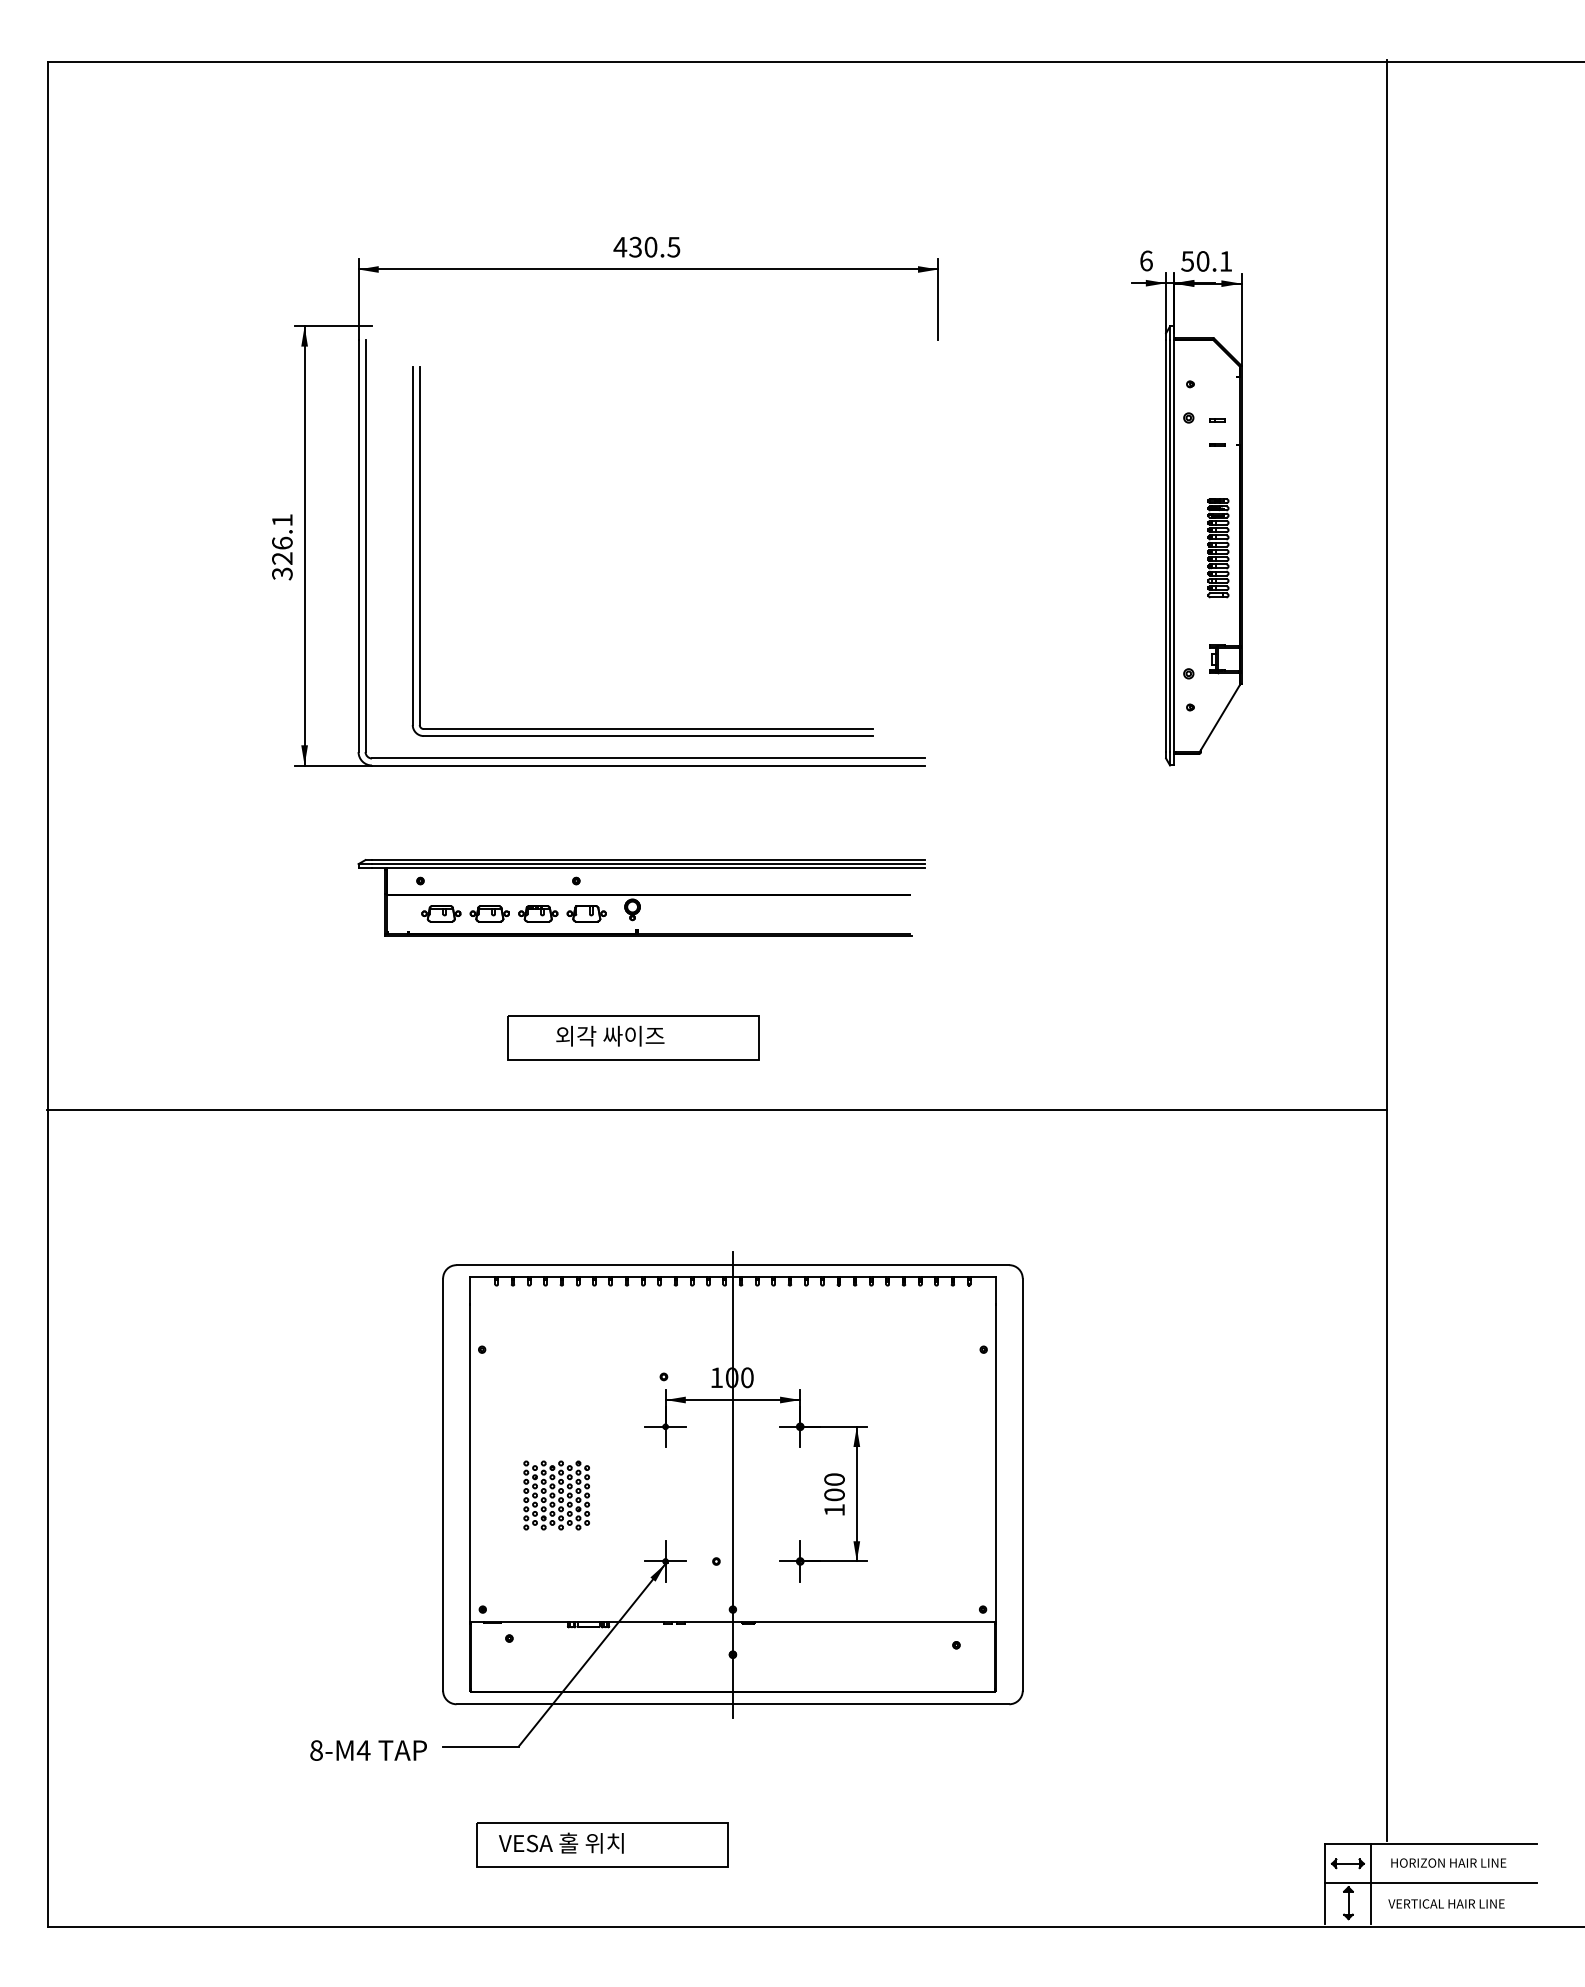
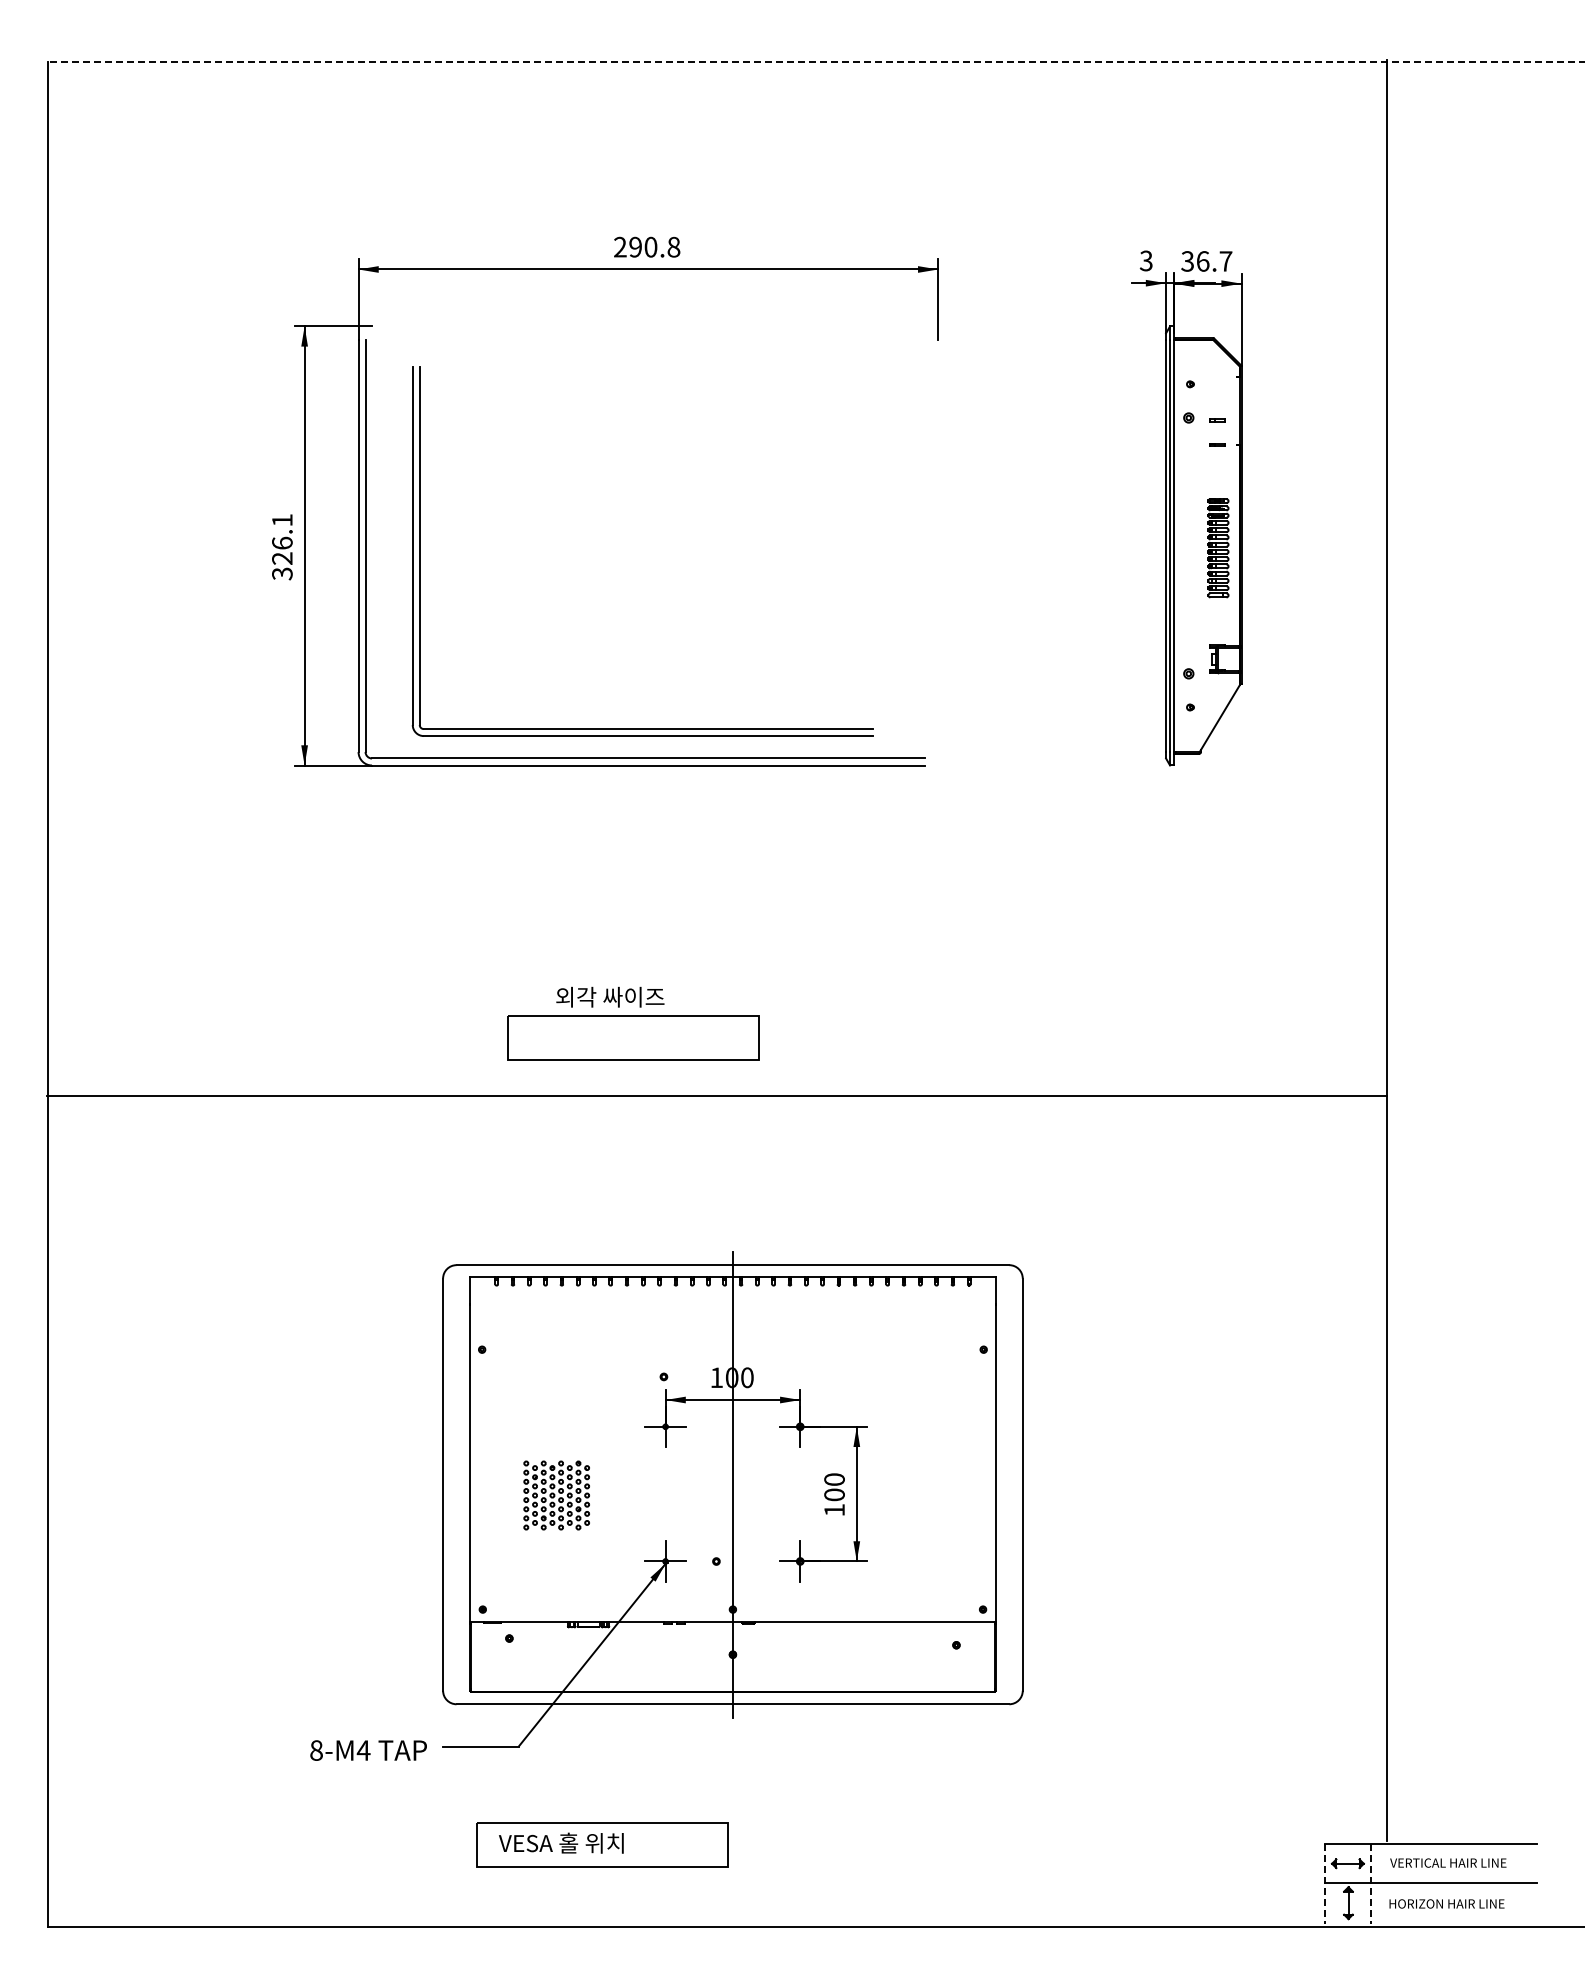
line: solid -> dashed (815, 62)
text: 430.5 -> 290.8 (646, 246)
text: 6 -> 3 (1145, 260)
text: 50.1 -> 36.7 (1207, 261)
part: present -> none (641, 897)
text position: (610, 1035) -> (610, 996) (610, 996)
line position: (717, 1109) -> (717, 1095) (717, 1095)
text: HORIZON HAIR LINE -> VERTICAL HAIR LINE (1448, 1862)
line: solid -> dashed (1325, 1883)
line: solid -> dashed (1370, 1883)
text: VERTICAL HAIR LINE -> HORIZON HAIR LINE (1446, 1903)
